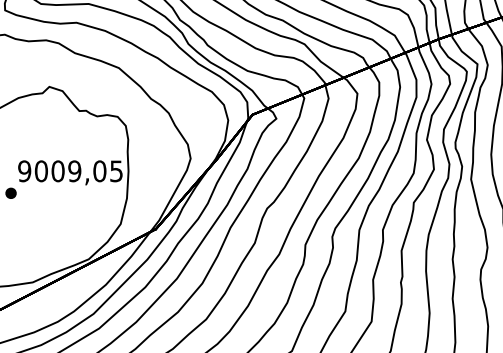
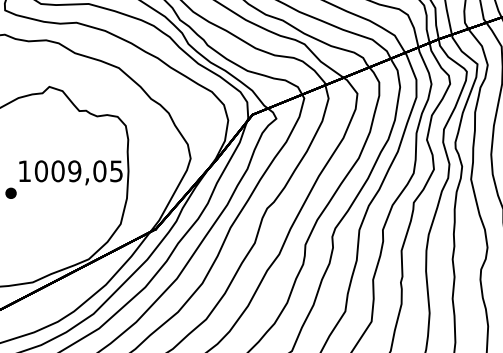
text: 9009,05 -> 1009,05 (24, 171)
